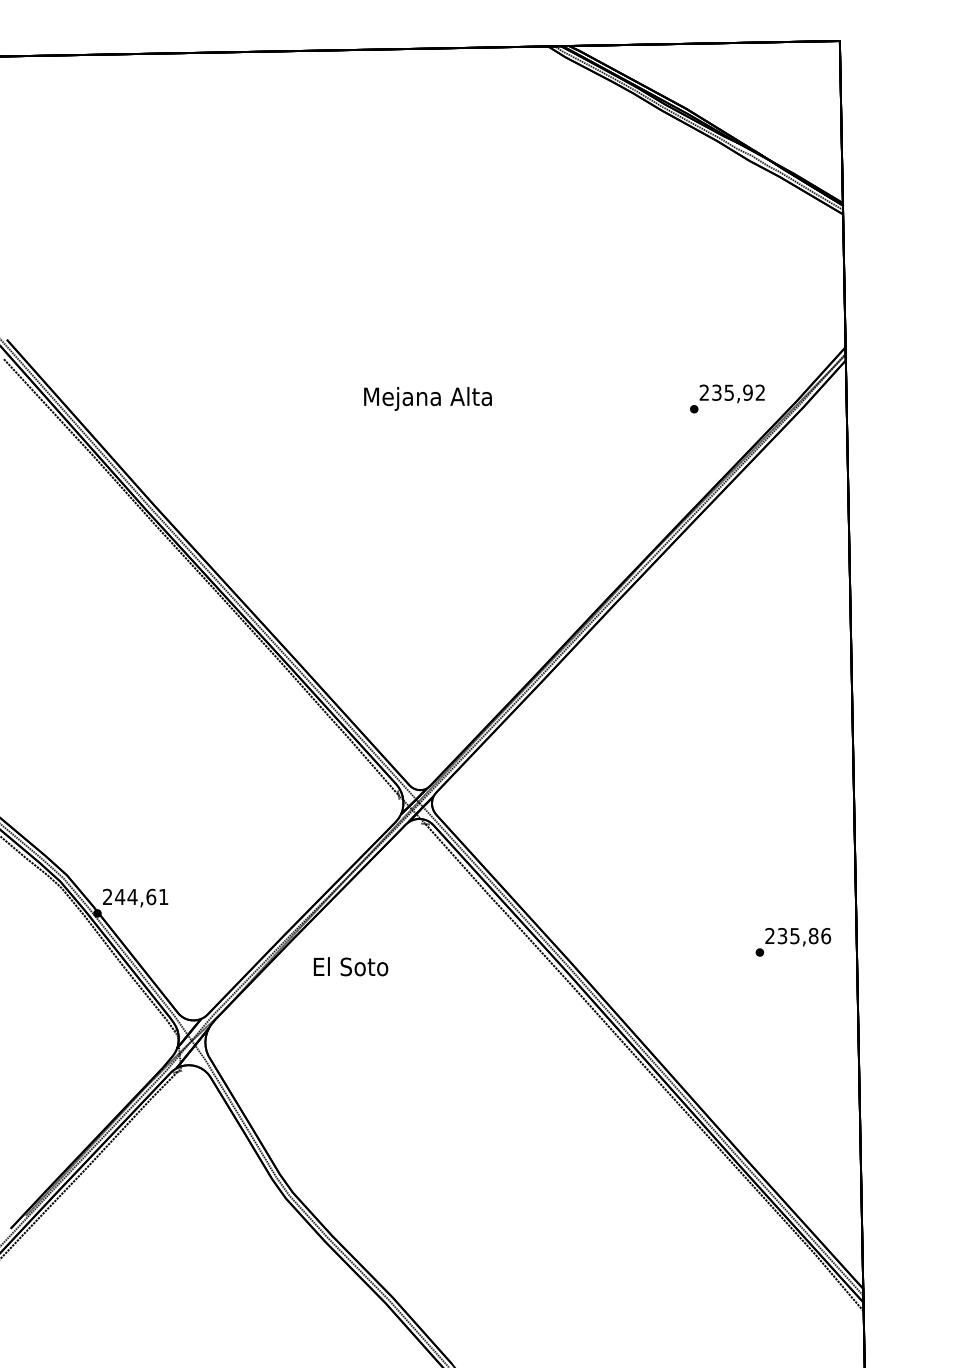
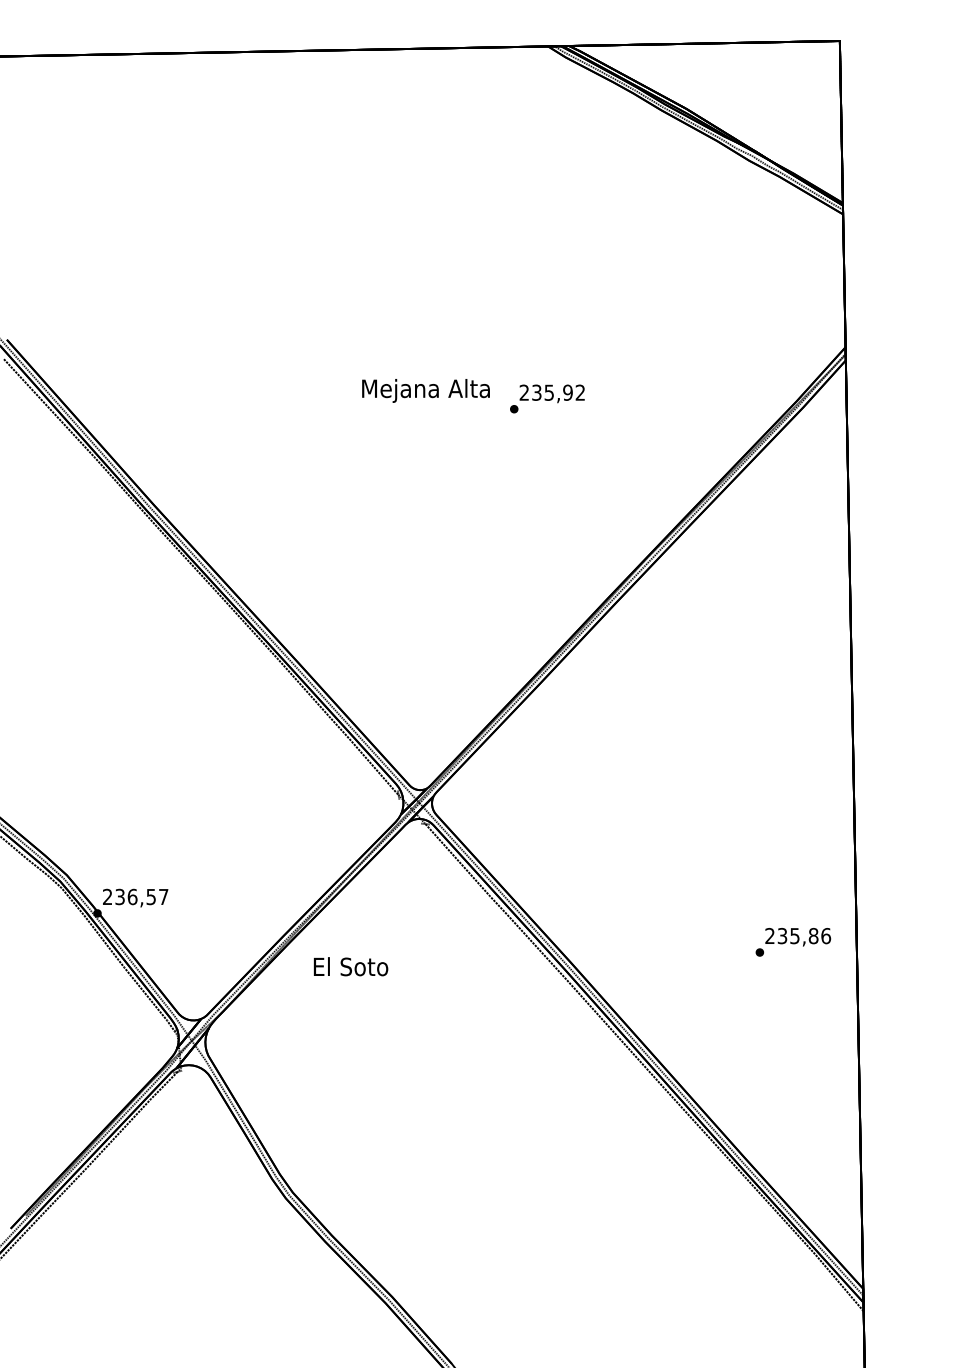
text position: (427, 398) -> (425, 390) (425, 390)
text position: (727, 398) -> (547, 398) (547, 398)
text: 244,61 -> 236,57 (141, 896)
